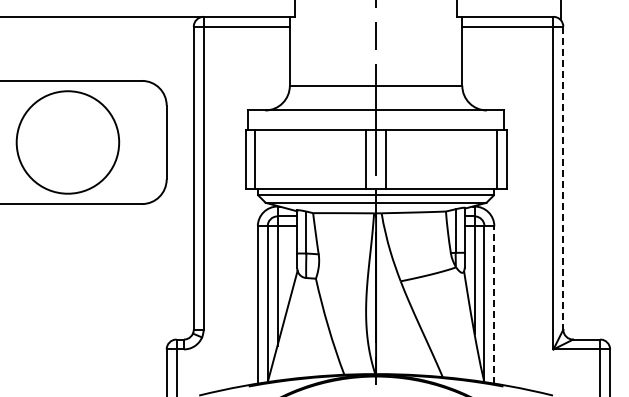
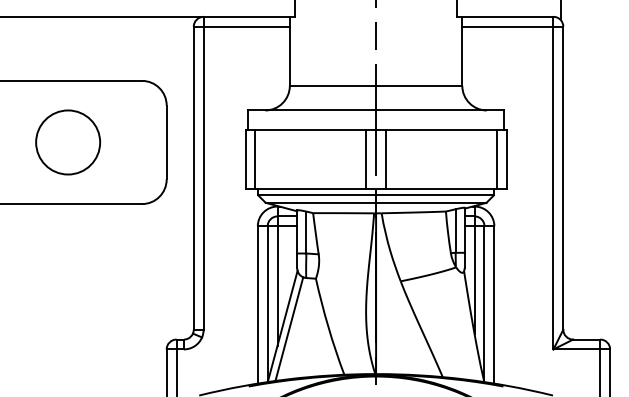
circle size: 106x105 px -> 67x67 px (68, 142)
line: dashed -> solid (563, 178)
line: dashed -> solid (494, 304)
line: none -> present (289, 328)
